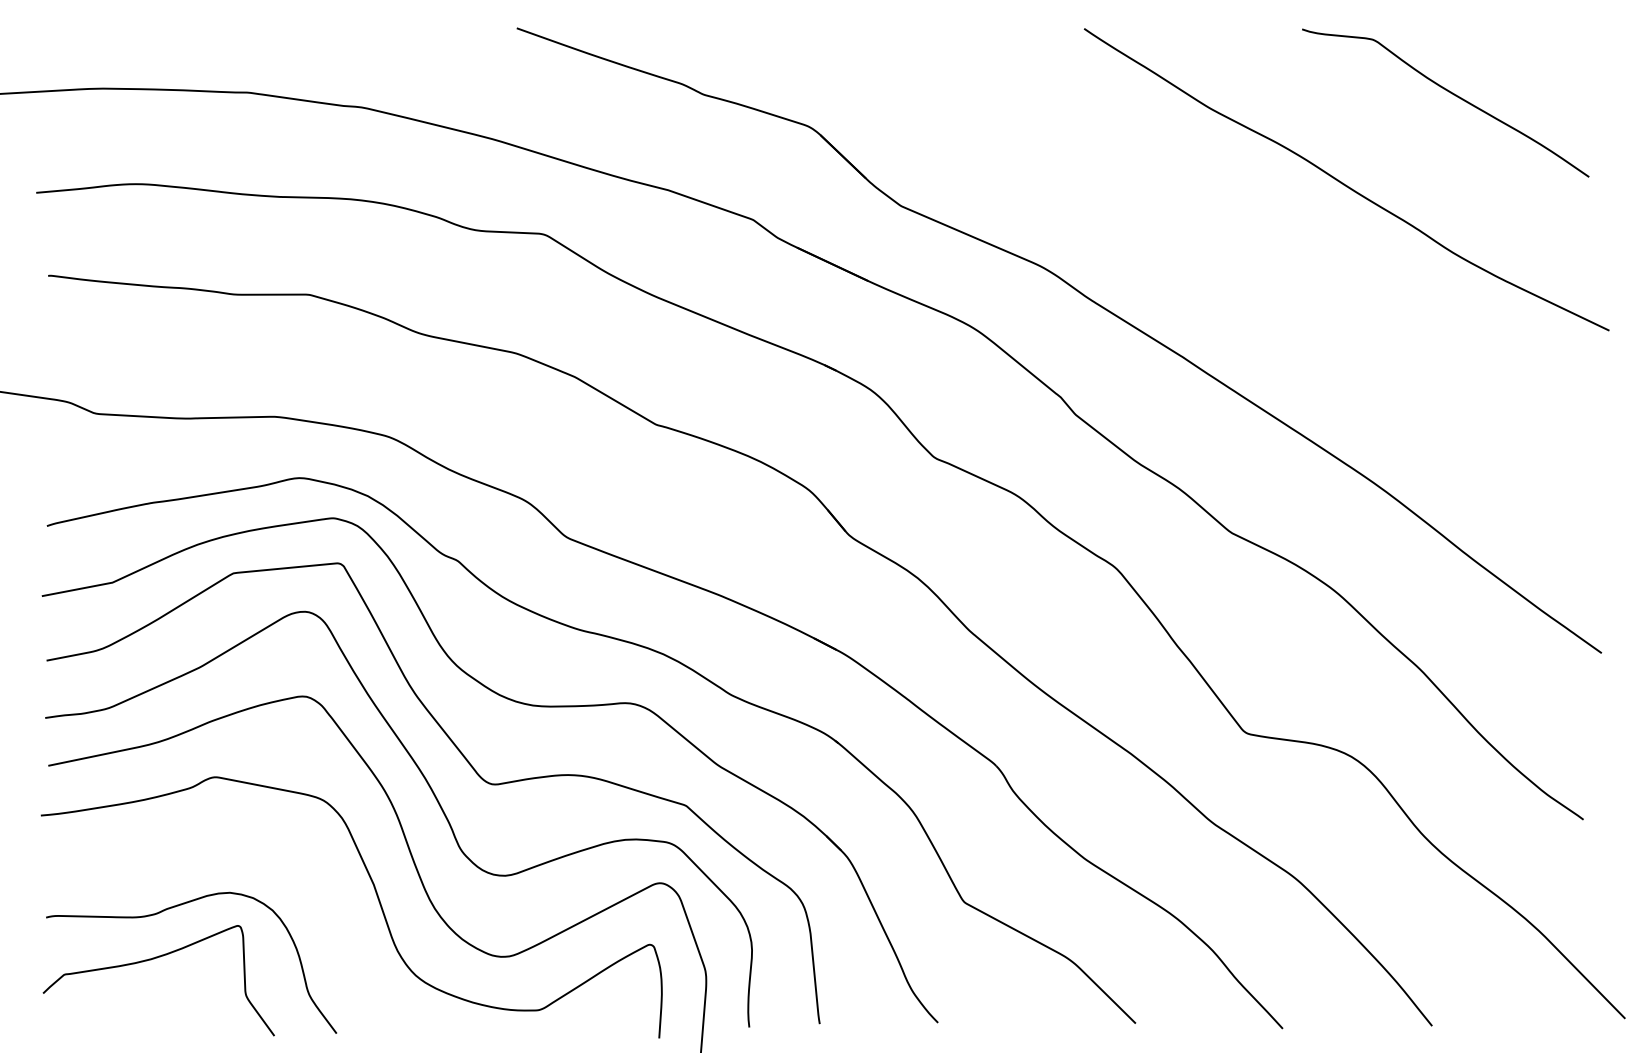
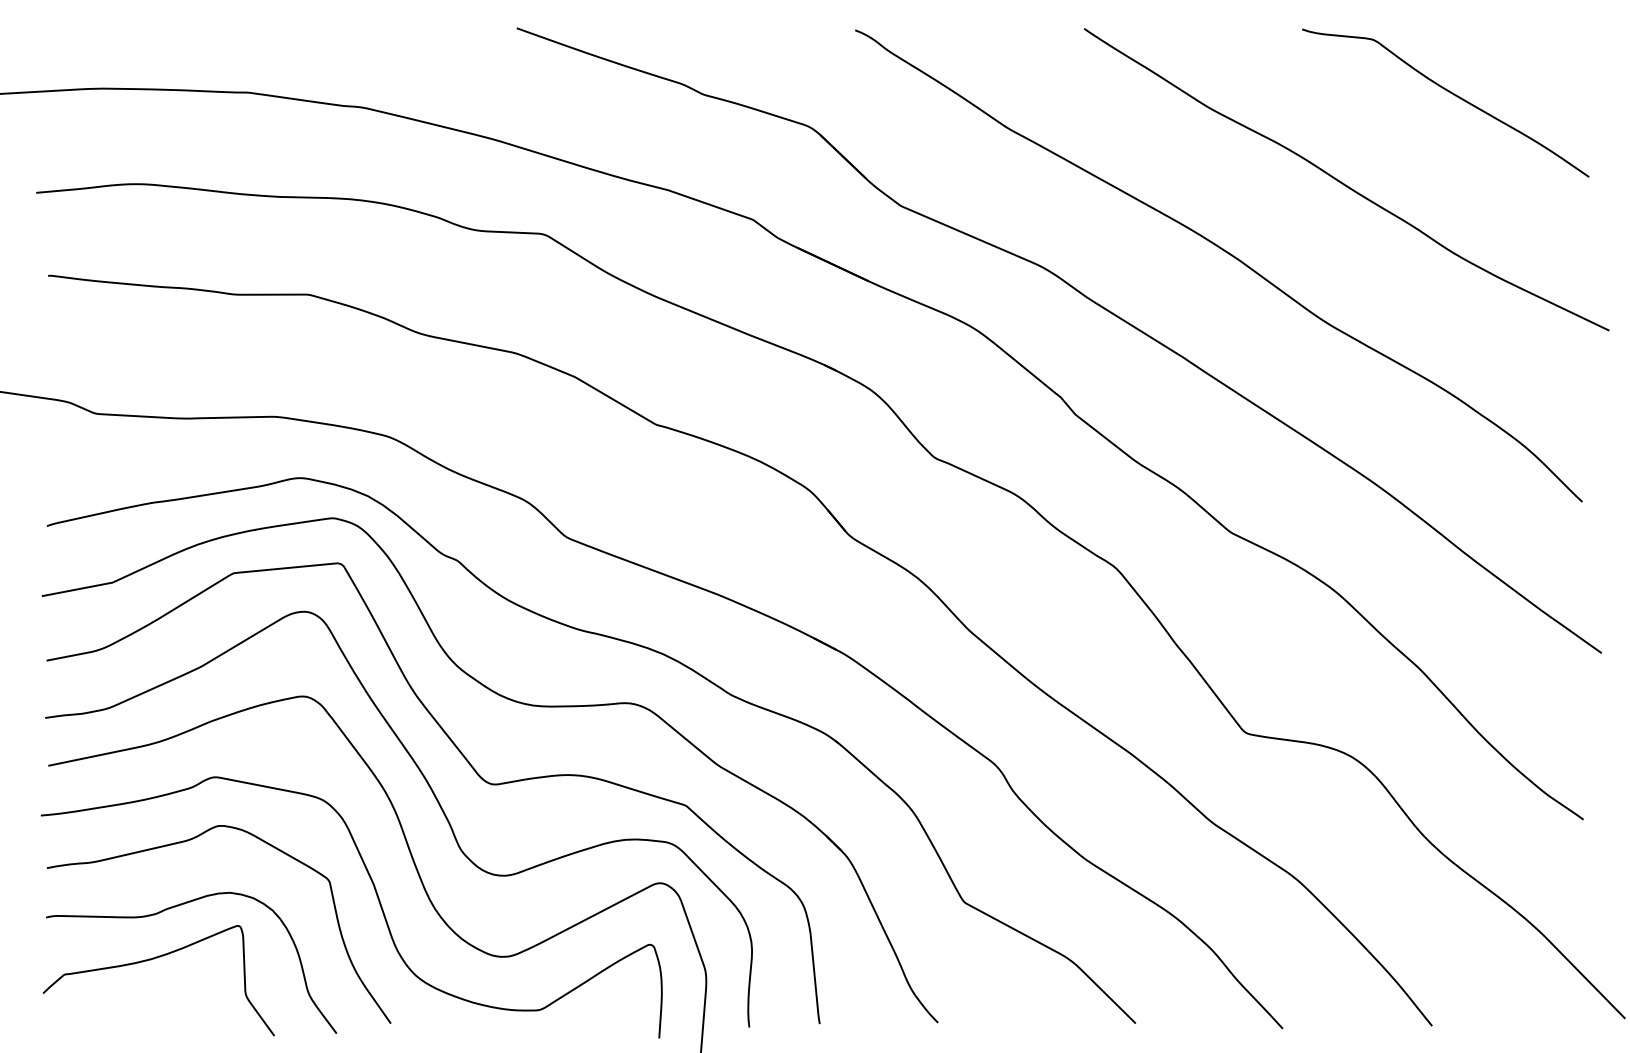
curve: none -> present (1225, 252)
curve: none -> present (188, 841)
